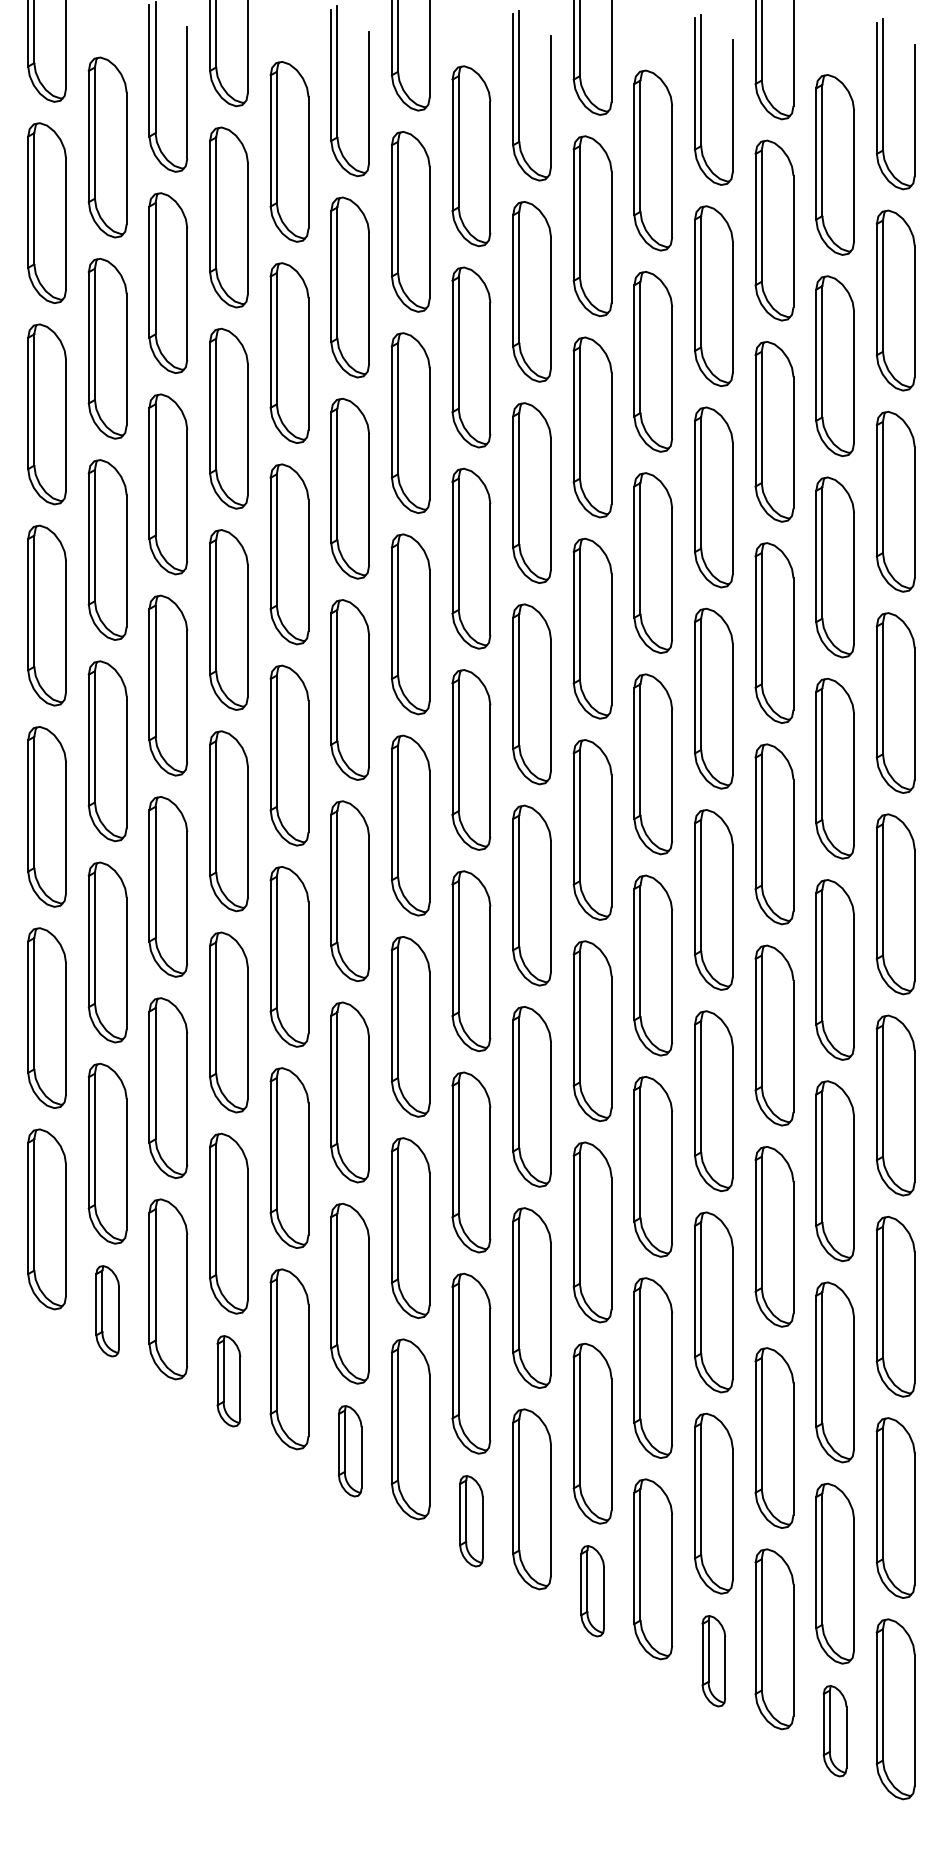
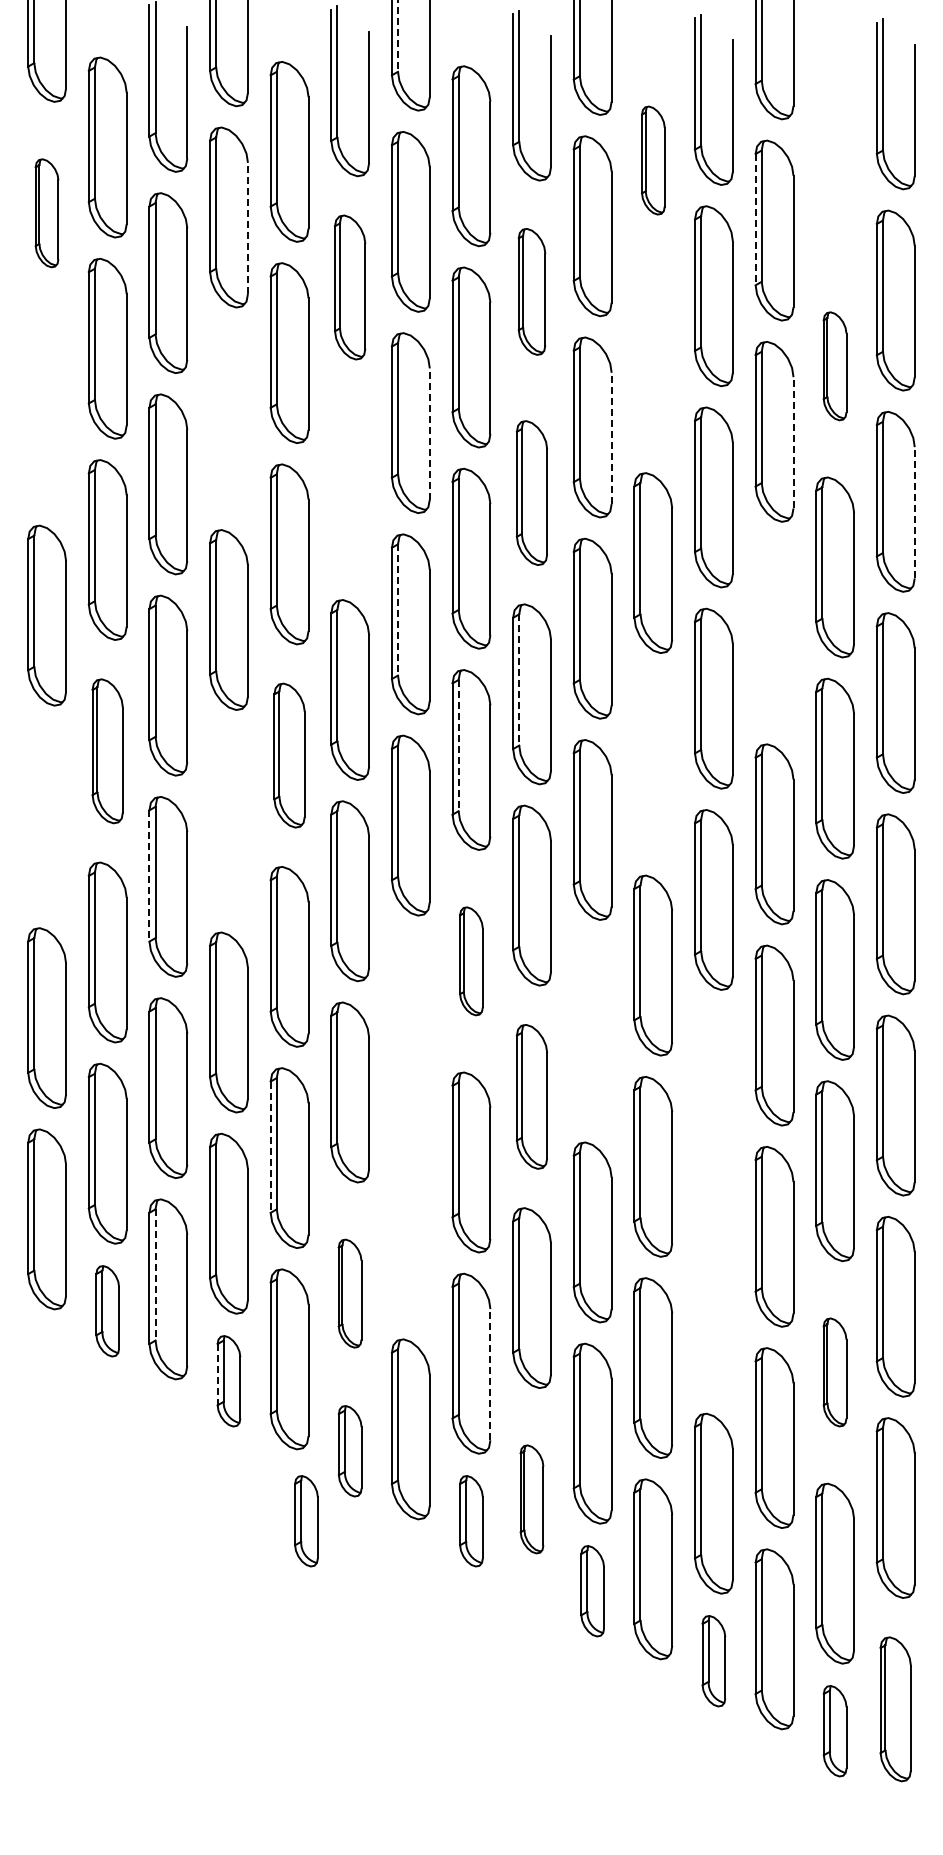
line: solid -> dashed (398, 36)
part size: 41x183 px -> 25x111 px (653, 160)
part: present -> none (834, 164)
part size: 40x183 px -> 26x111 px (46, 213)
line: solid -> dashed (755, 219)
line: solid -> dashed (247, 228)
part size: 40x183 px -> 33x147 px (350, 287)
part size: 40x182 px -> 30x128 px (531, 291)
part: present -> none (653, 361)
part size: 40x183 px -> 26x111 px (834, 366)
part: present -> none (46, 414)
part: present -> none (228, 418)
line: solid -> dashed (429, 434)
line: solid -> dashed (611, 438)
line: solid -> dashed (793, 442)
part: present -> none (349, 488)
part size: 40x182 px -> 33x146 px (531, 492)
line: solid -> dashed (914, 512)
line: solid -> dashed (398, 609)
part: present -> none (774, 632)
line: solid -> dashed (519, 679)
line: solid -> dashed (458, 745)
part size: 41x183 px -> 33x147 px (107, 751)
part size: 41x183 px -> 33x147 px (289, 755)
part: present -> none (653, 764)
part: present -> none (46, 816)
part: present -> none (228, 821)
line: solid -> dashed (149, 875)
part size: 41x183 px -> 25x111 px (471, 961)
part: present -> none (410, 1026)
part: present -> none (592, 1031)
part size: 40x182 px -> 34x146 px (531, 1096)
part: present -> none (713, 1101)
line: solid -> dashed (270, 1147)
part: present -> none (410, 1227)
line: solid -> dashed (155, 1274)
part size: 40x183 px -> 26x111 px (349, 1293)
part: present -> none (713, 1302)
part size: 40x183 px -> 26x111 px (834, 1372)
line: solid -> dashed (217, 1374)
line: solid -> dashed (490, 1374)
part size: 40x183 px -> 26x111 px (531, 1499)
part: none -> present (306, 1521)
part size: 41x183 px -> 33x147 px (895, 1709)
